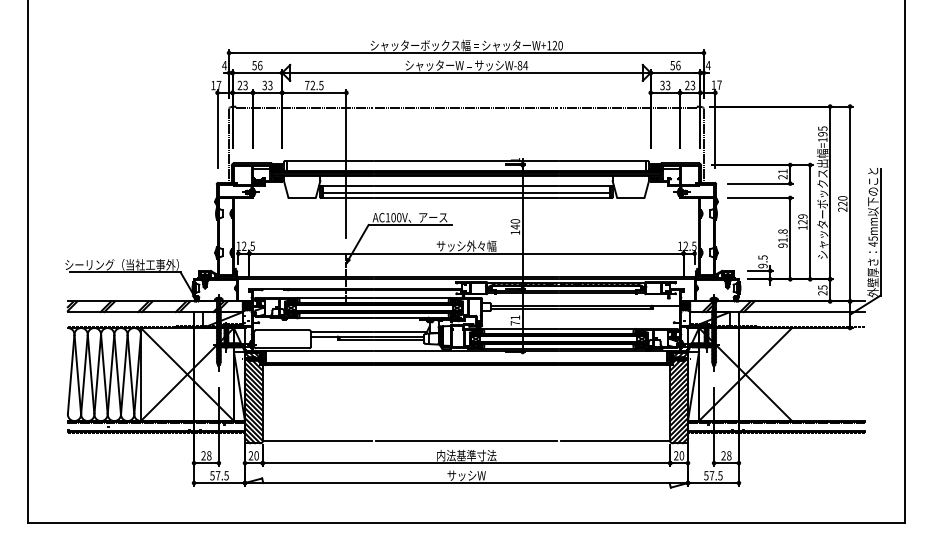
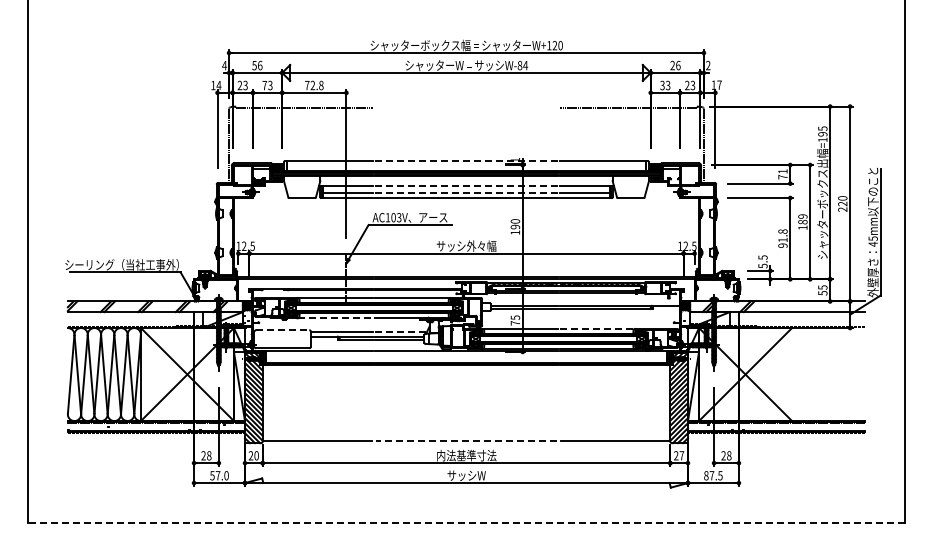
text: 56 -> 26 (672, 65)
text: 4 -> 2 (707, 65)
text: 72.5 -> 72.8 (321, 84)
text: 17 -> 14 (218, 85)
text: 33 -> 73 (264, 85)
line: present -> none (466, 107)
line: solid -> dashed (466, 161)
text: 21 -> 71 (782, 176)
line: solid -> dashed (466, 186)
line: solid -> dashed (466, 193)
text: AC100V -> AC103V (399, 217)
text: 129 -> 189 (802, 221)
text: 140 -> 190 (515, 226)
text: 9.5 -> 5.5 (762, 265)
text: 25 -> 55 (822, 293)
text: 71 -> 75 (515, 317)
line: solid -> dashed (335, 318)
line: solid -> dashed (598, 328)
line: solid -> dashed (282, 330)
line: solid -> dashed (401, 331)
line: solid -> dashed (466, 440)
text: 20 -> 27 (681, 455)
text: 57.5 -> 57.0 (226, 475)
text: 57.5 -> 87.5 (706, 475)
line: solid -> dashed (466, 522)
